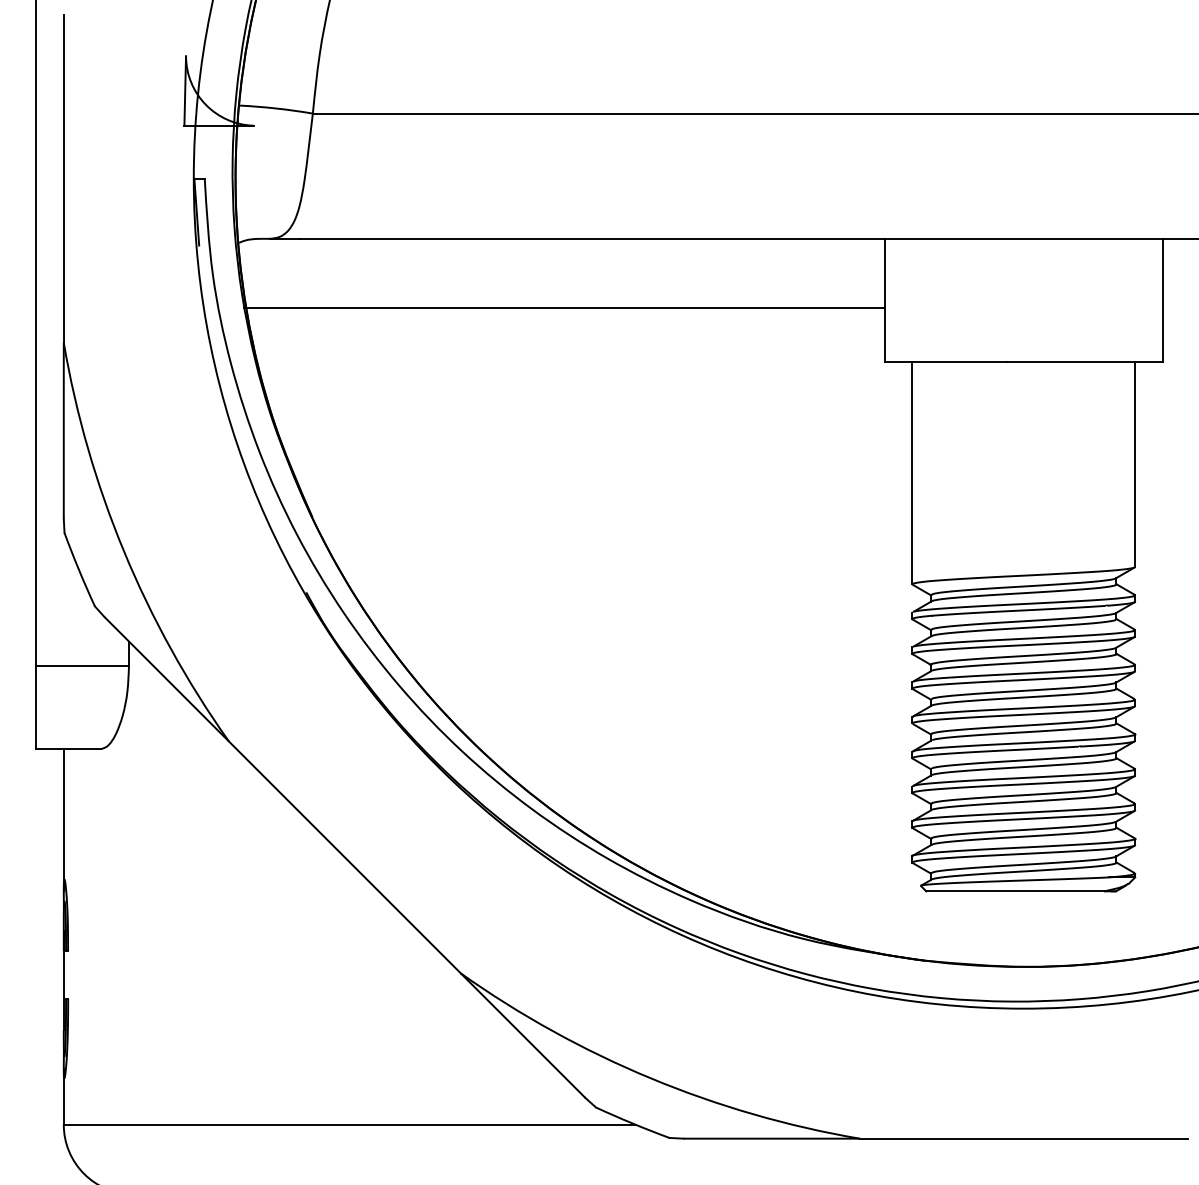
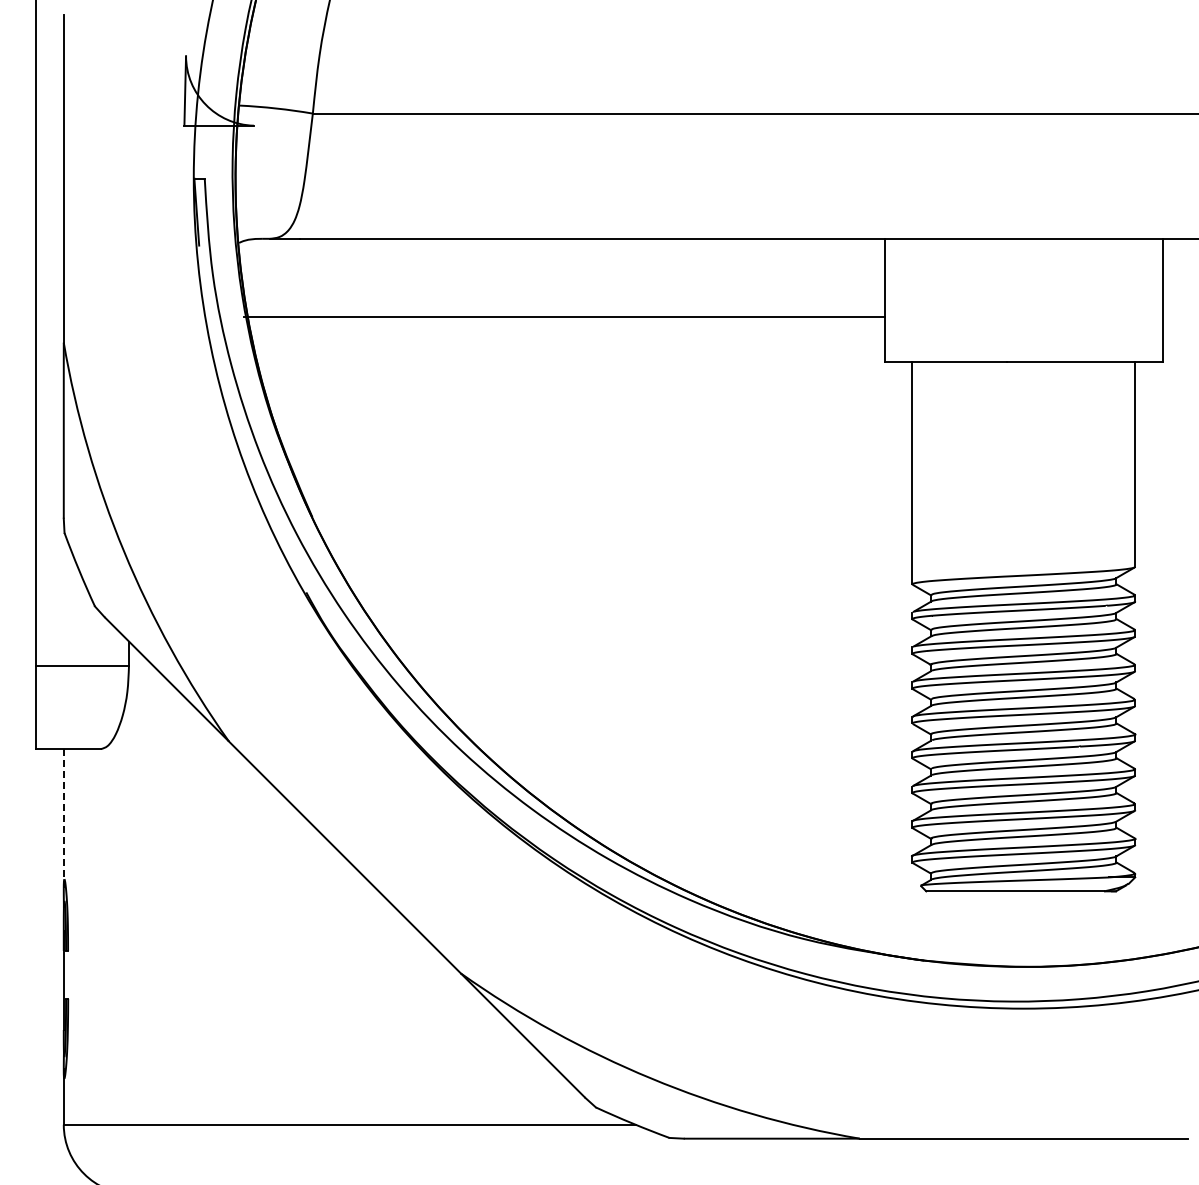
line position: (564, 308) -> (564, 317) (564, 317)
line: solid -> dashed (63, 819)
